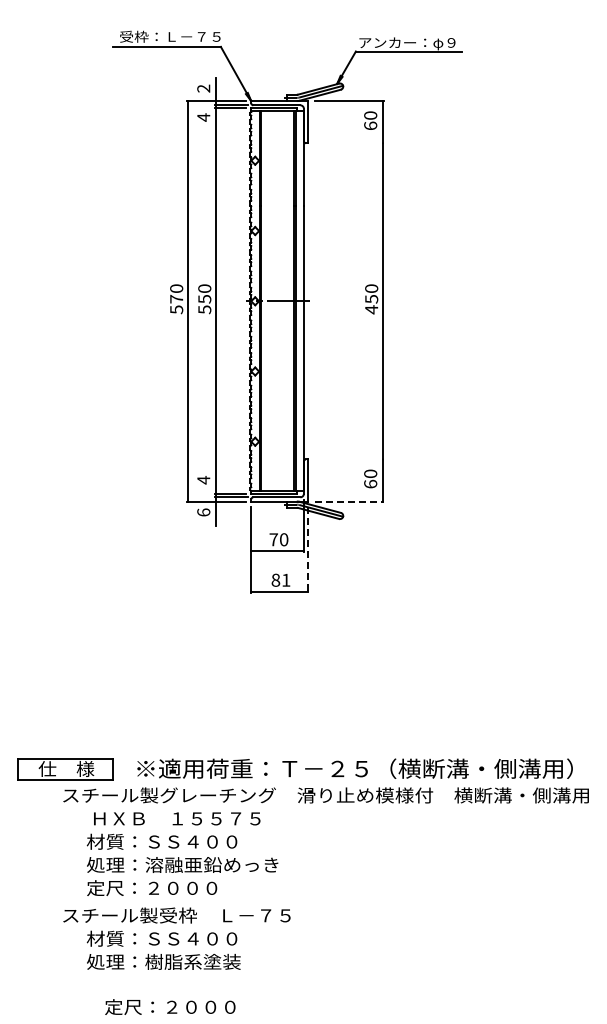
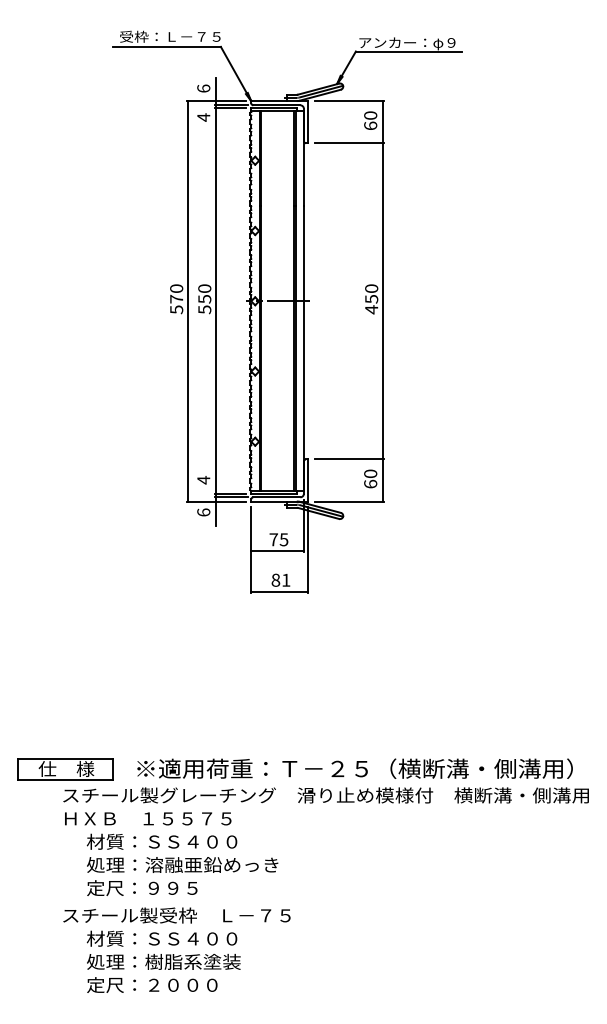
text: 2 -> 6 (203, 88)
line: none -> present (349, 143)
line: none -> present (349, 459)
line: dashed -> solid (349, 501)
text: 70 -> 75 (283, 539)
line: dashed -> solid (308, 549)
text position: (177, 818) -> (148, 818) (148, 818)
text: 定尺：２０００ -> 定尺：９９５ (182, 887)
text position: (170, 1006) -> (152, 984) (152, 984)
